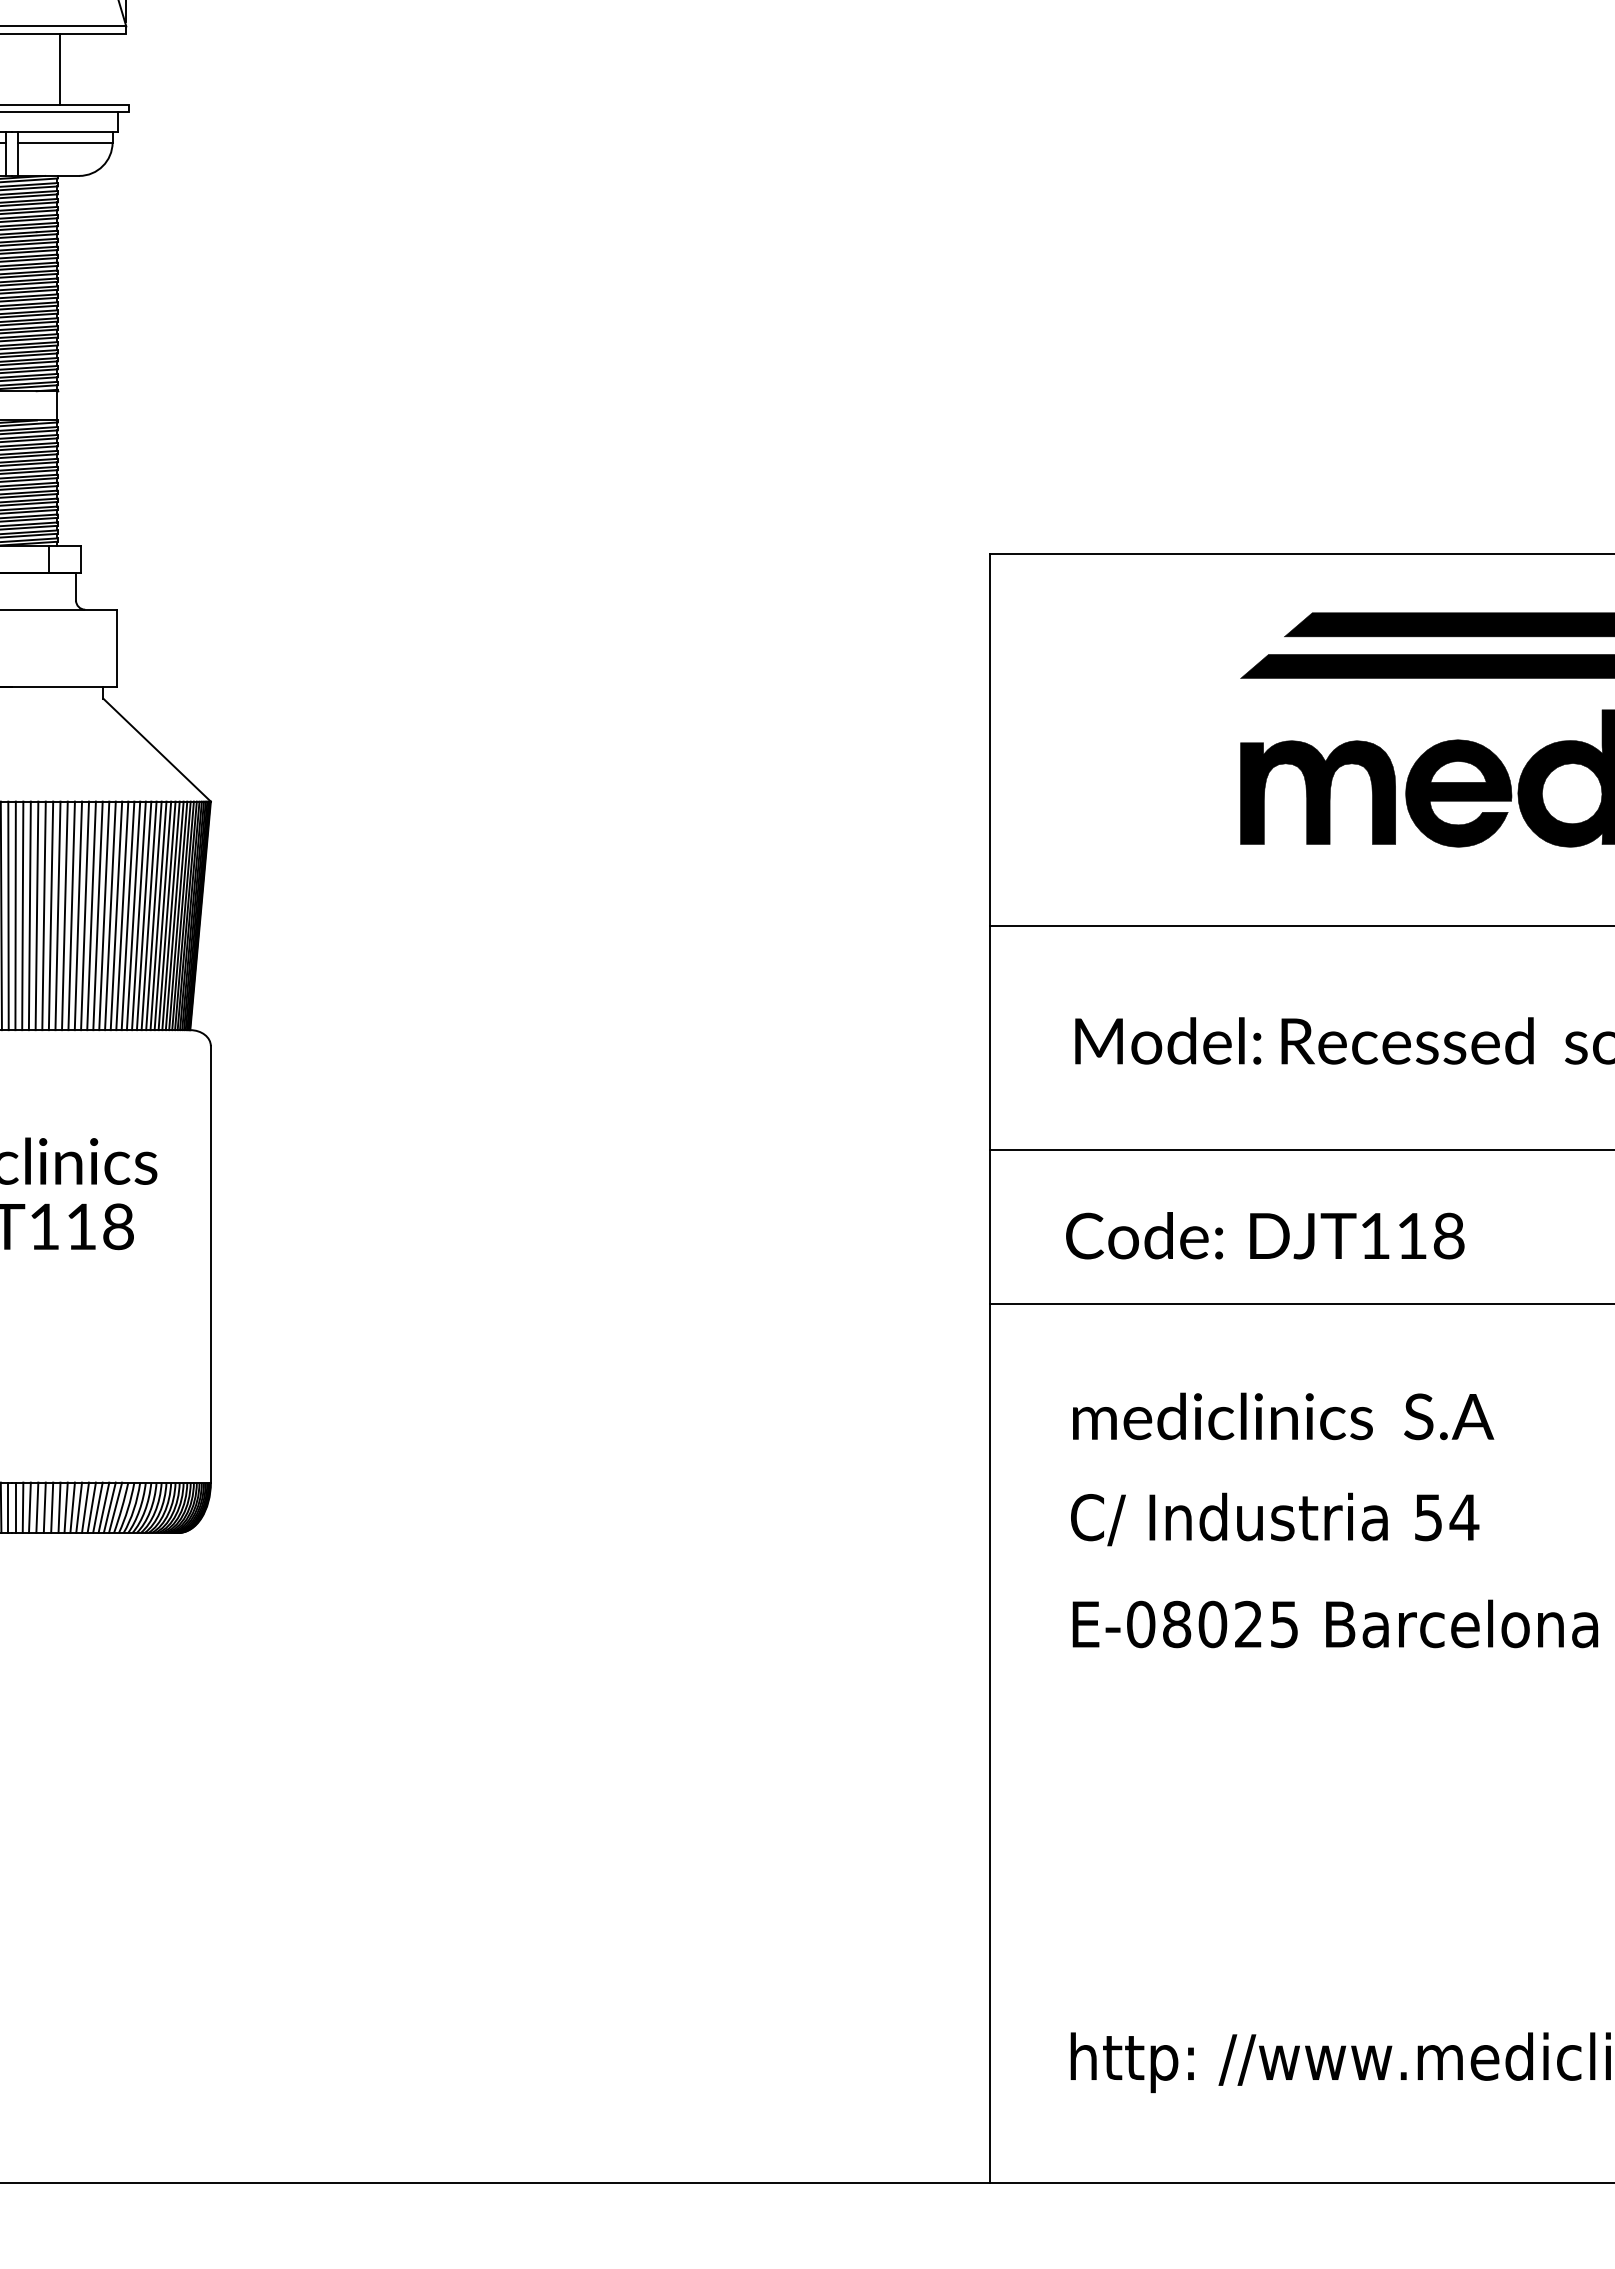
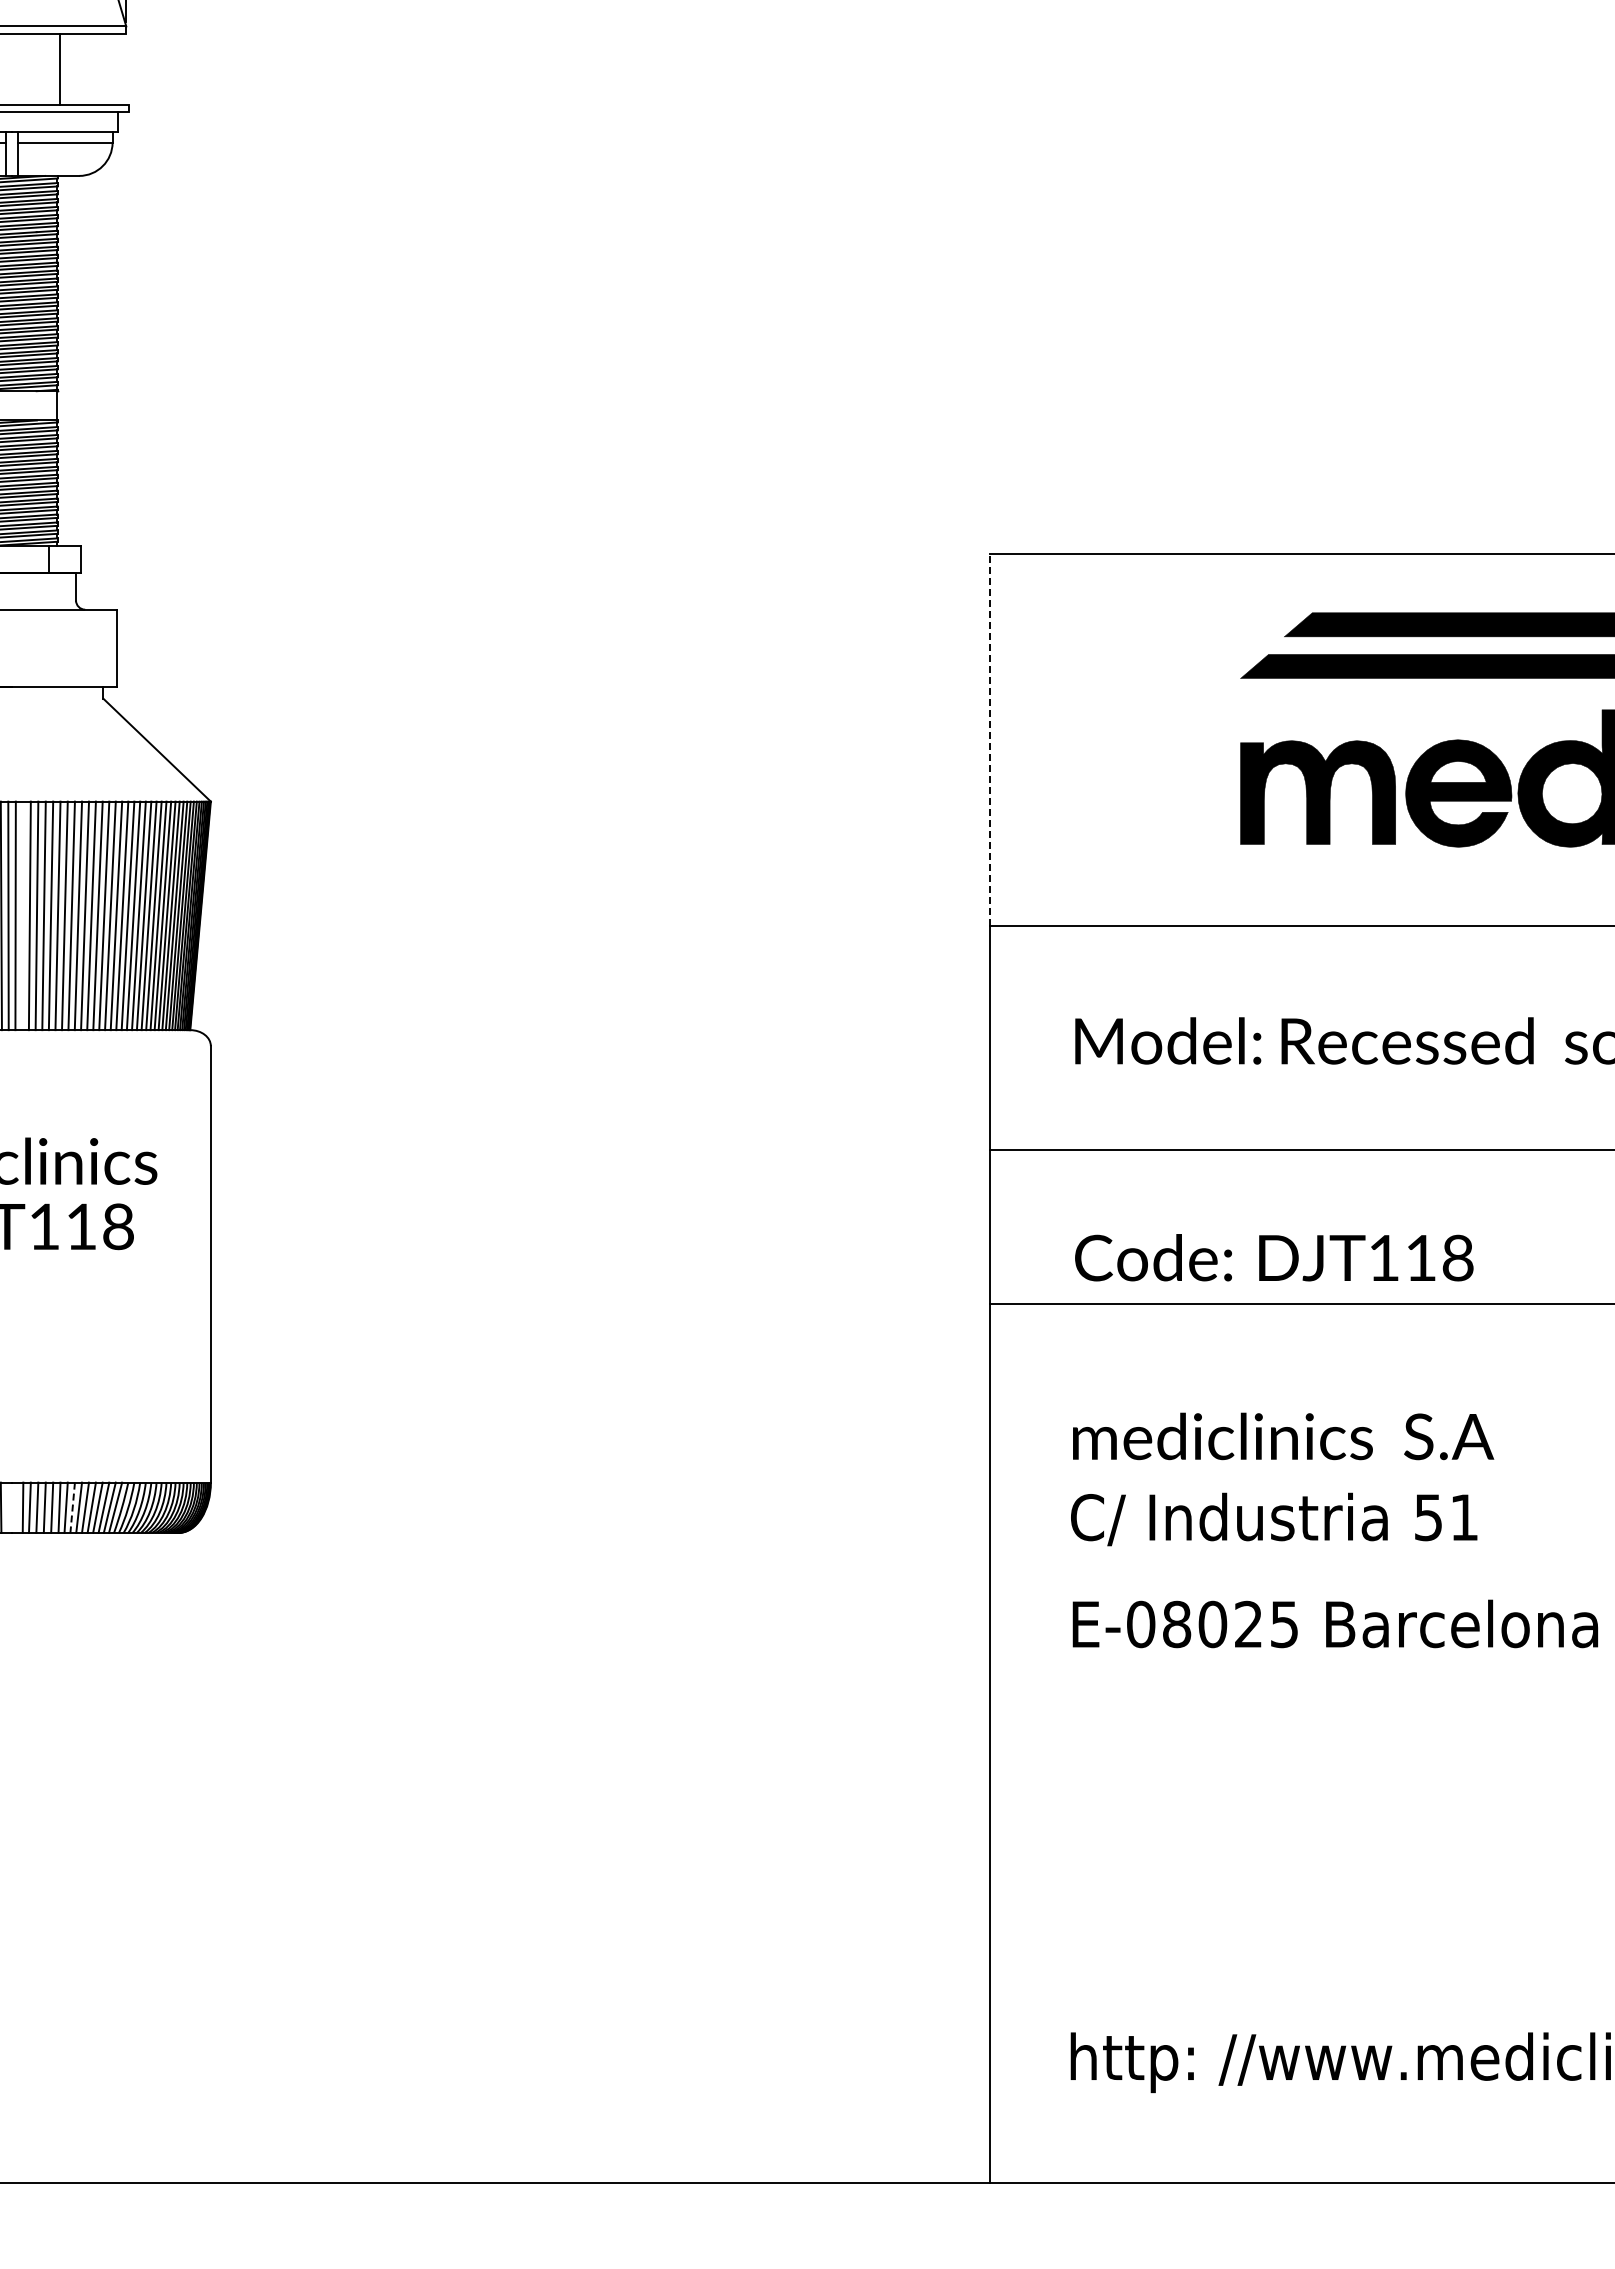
line: solid -> dashed (989, 740)
line: present -> none (22, 915)
text position: (1265, 1235) -> (1274, 1257) (1274, 1257)
text position: (1283, 1416) -> (1283, 1436) (1283, 1436)
line: present -> none (8, 1507)
line: present -> none (15, 1507)
line: solid -> dashed (72, 1508)
text: 54 -> 51 (1464, 1517)
